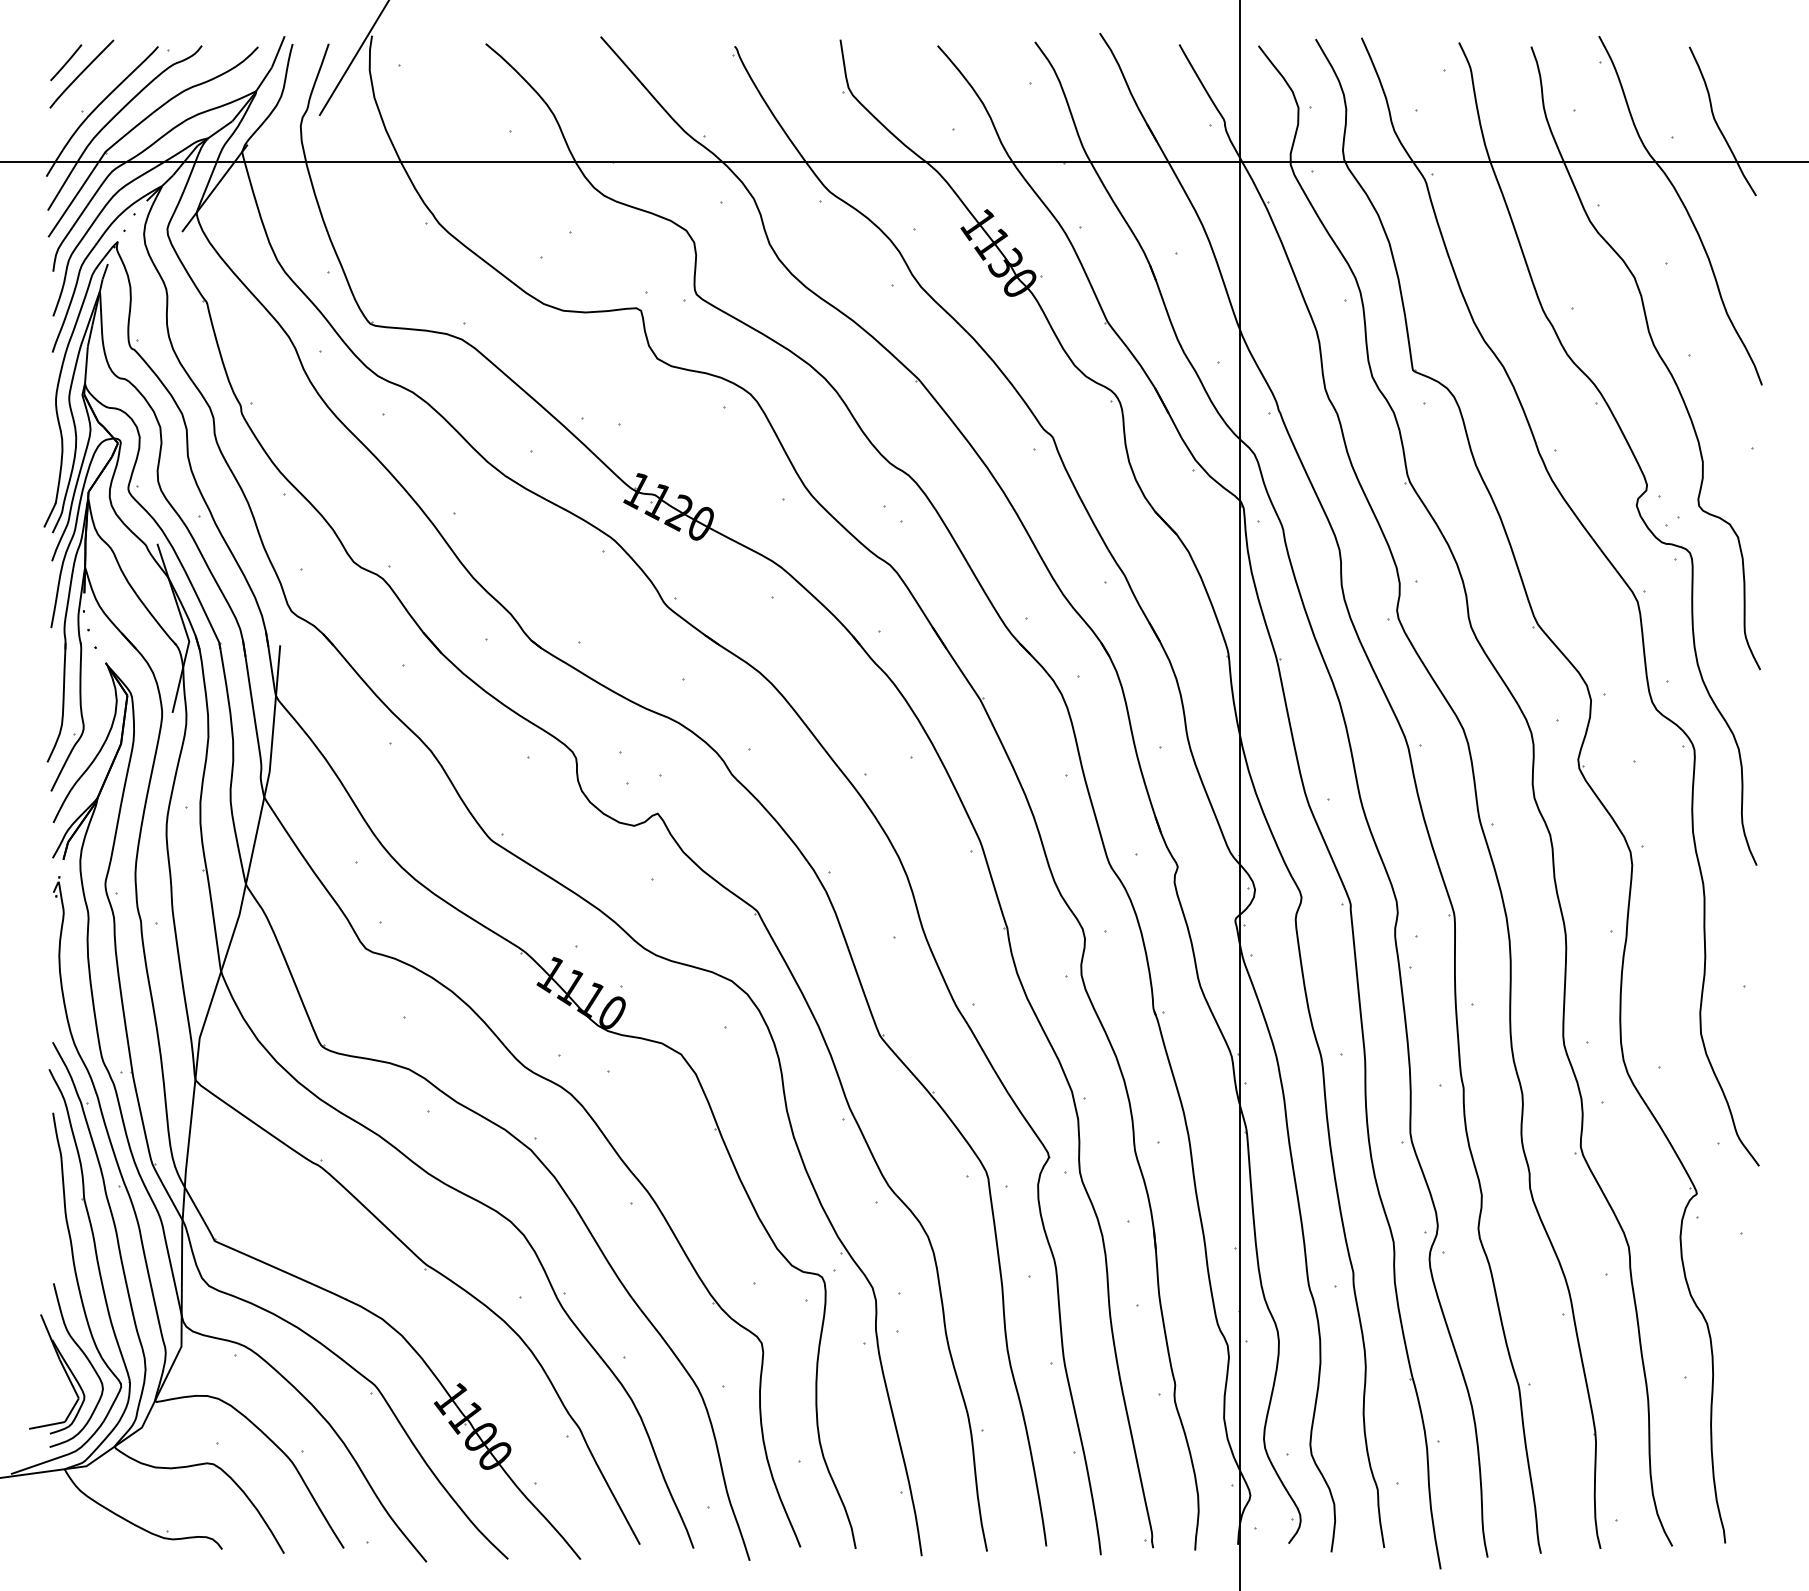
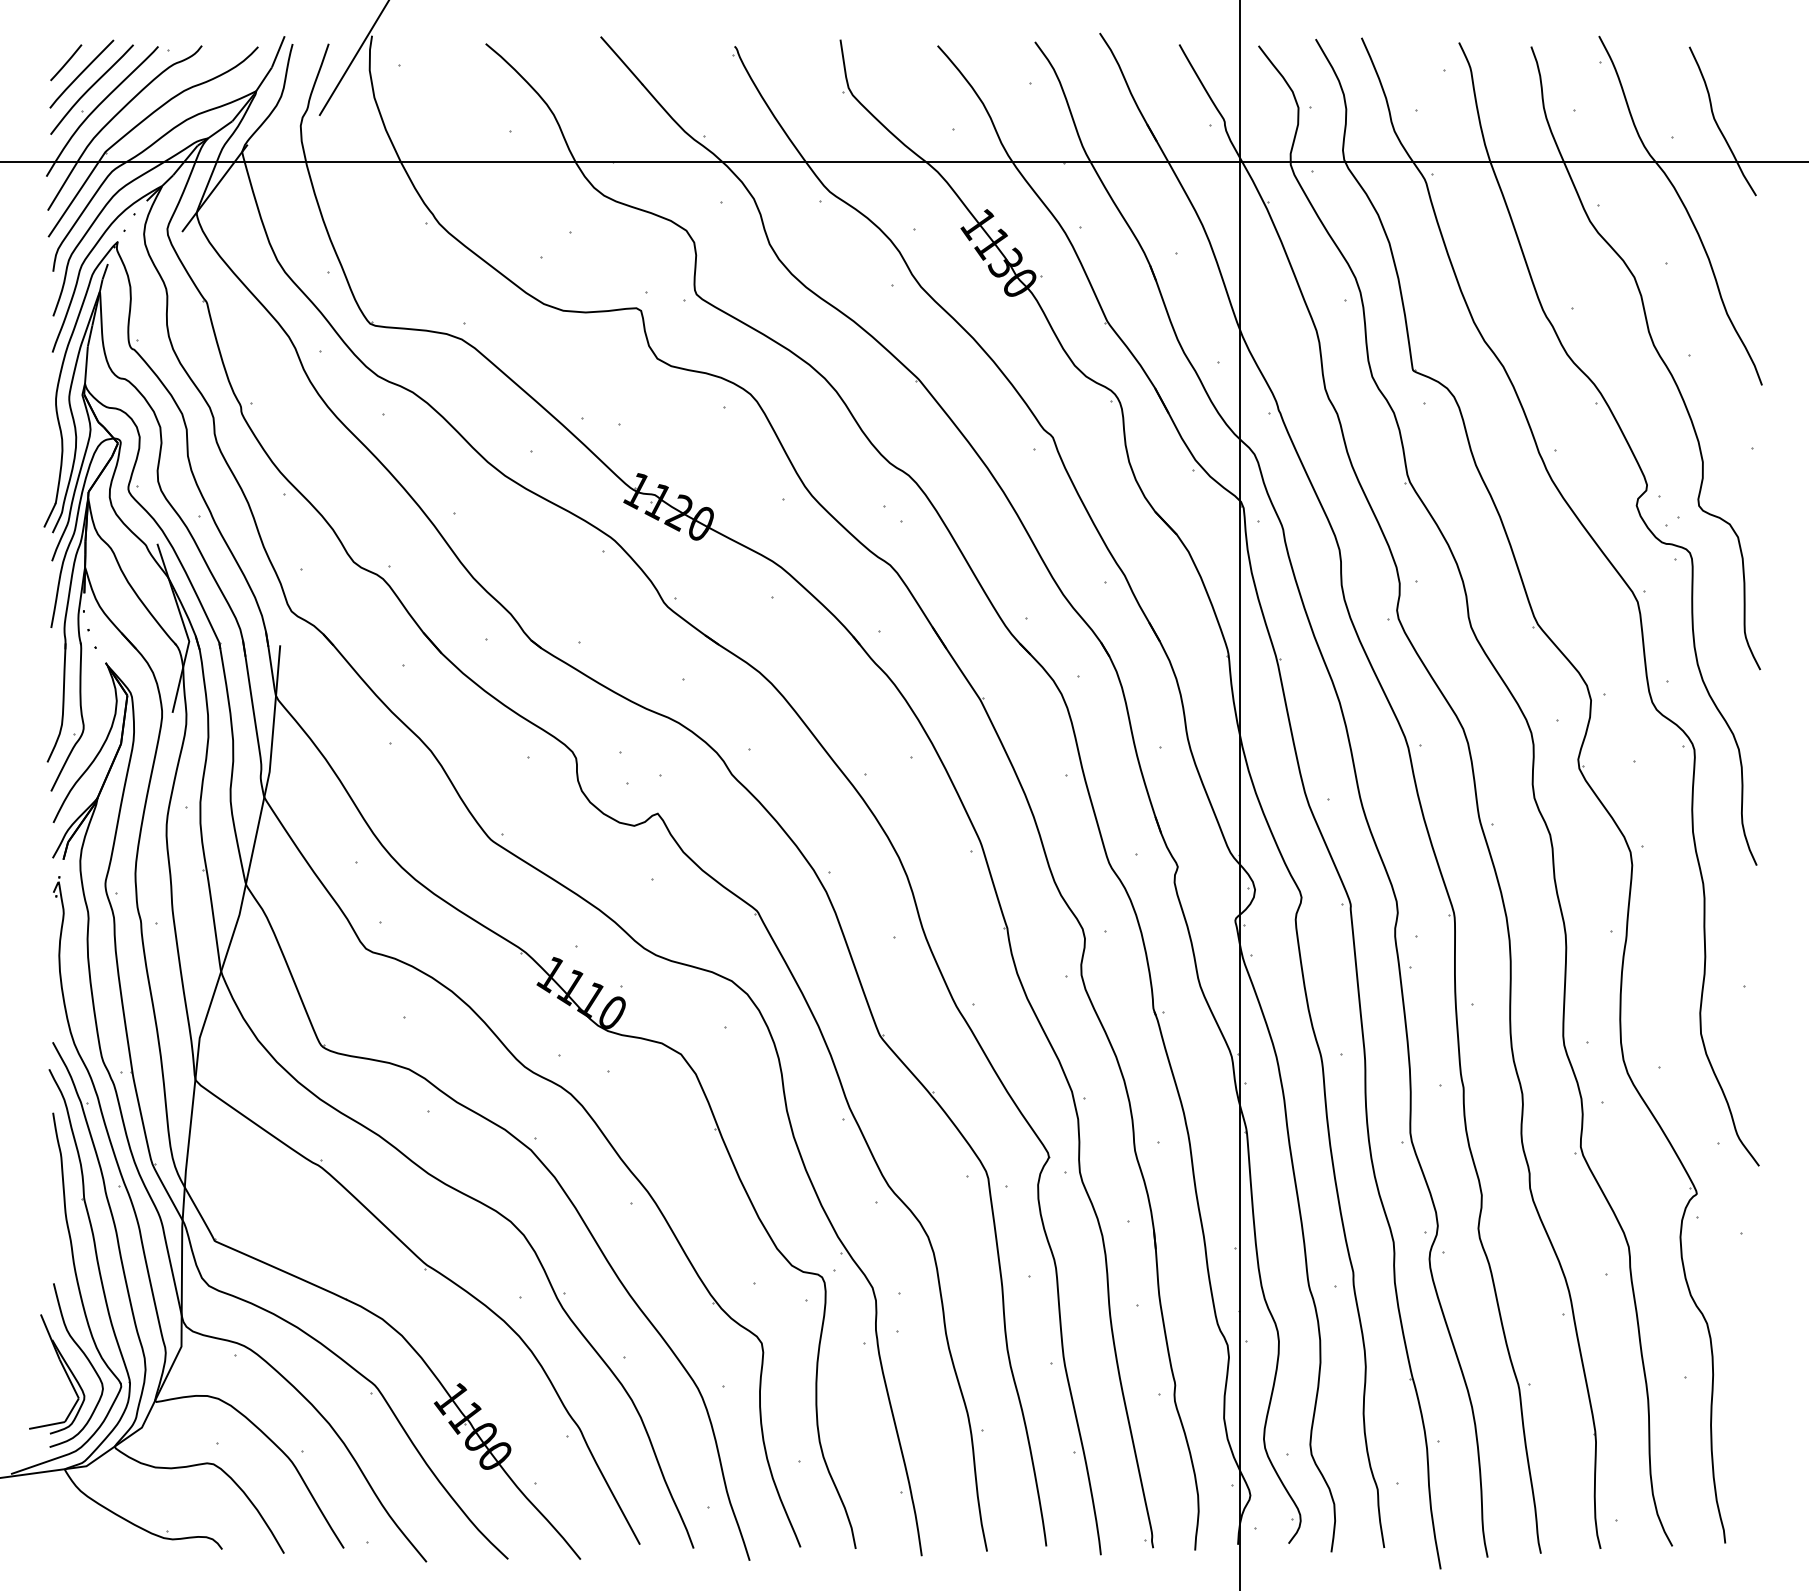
curve: none -> present (91, 88)
